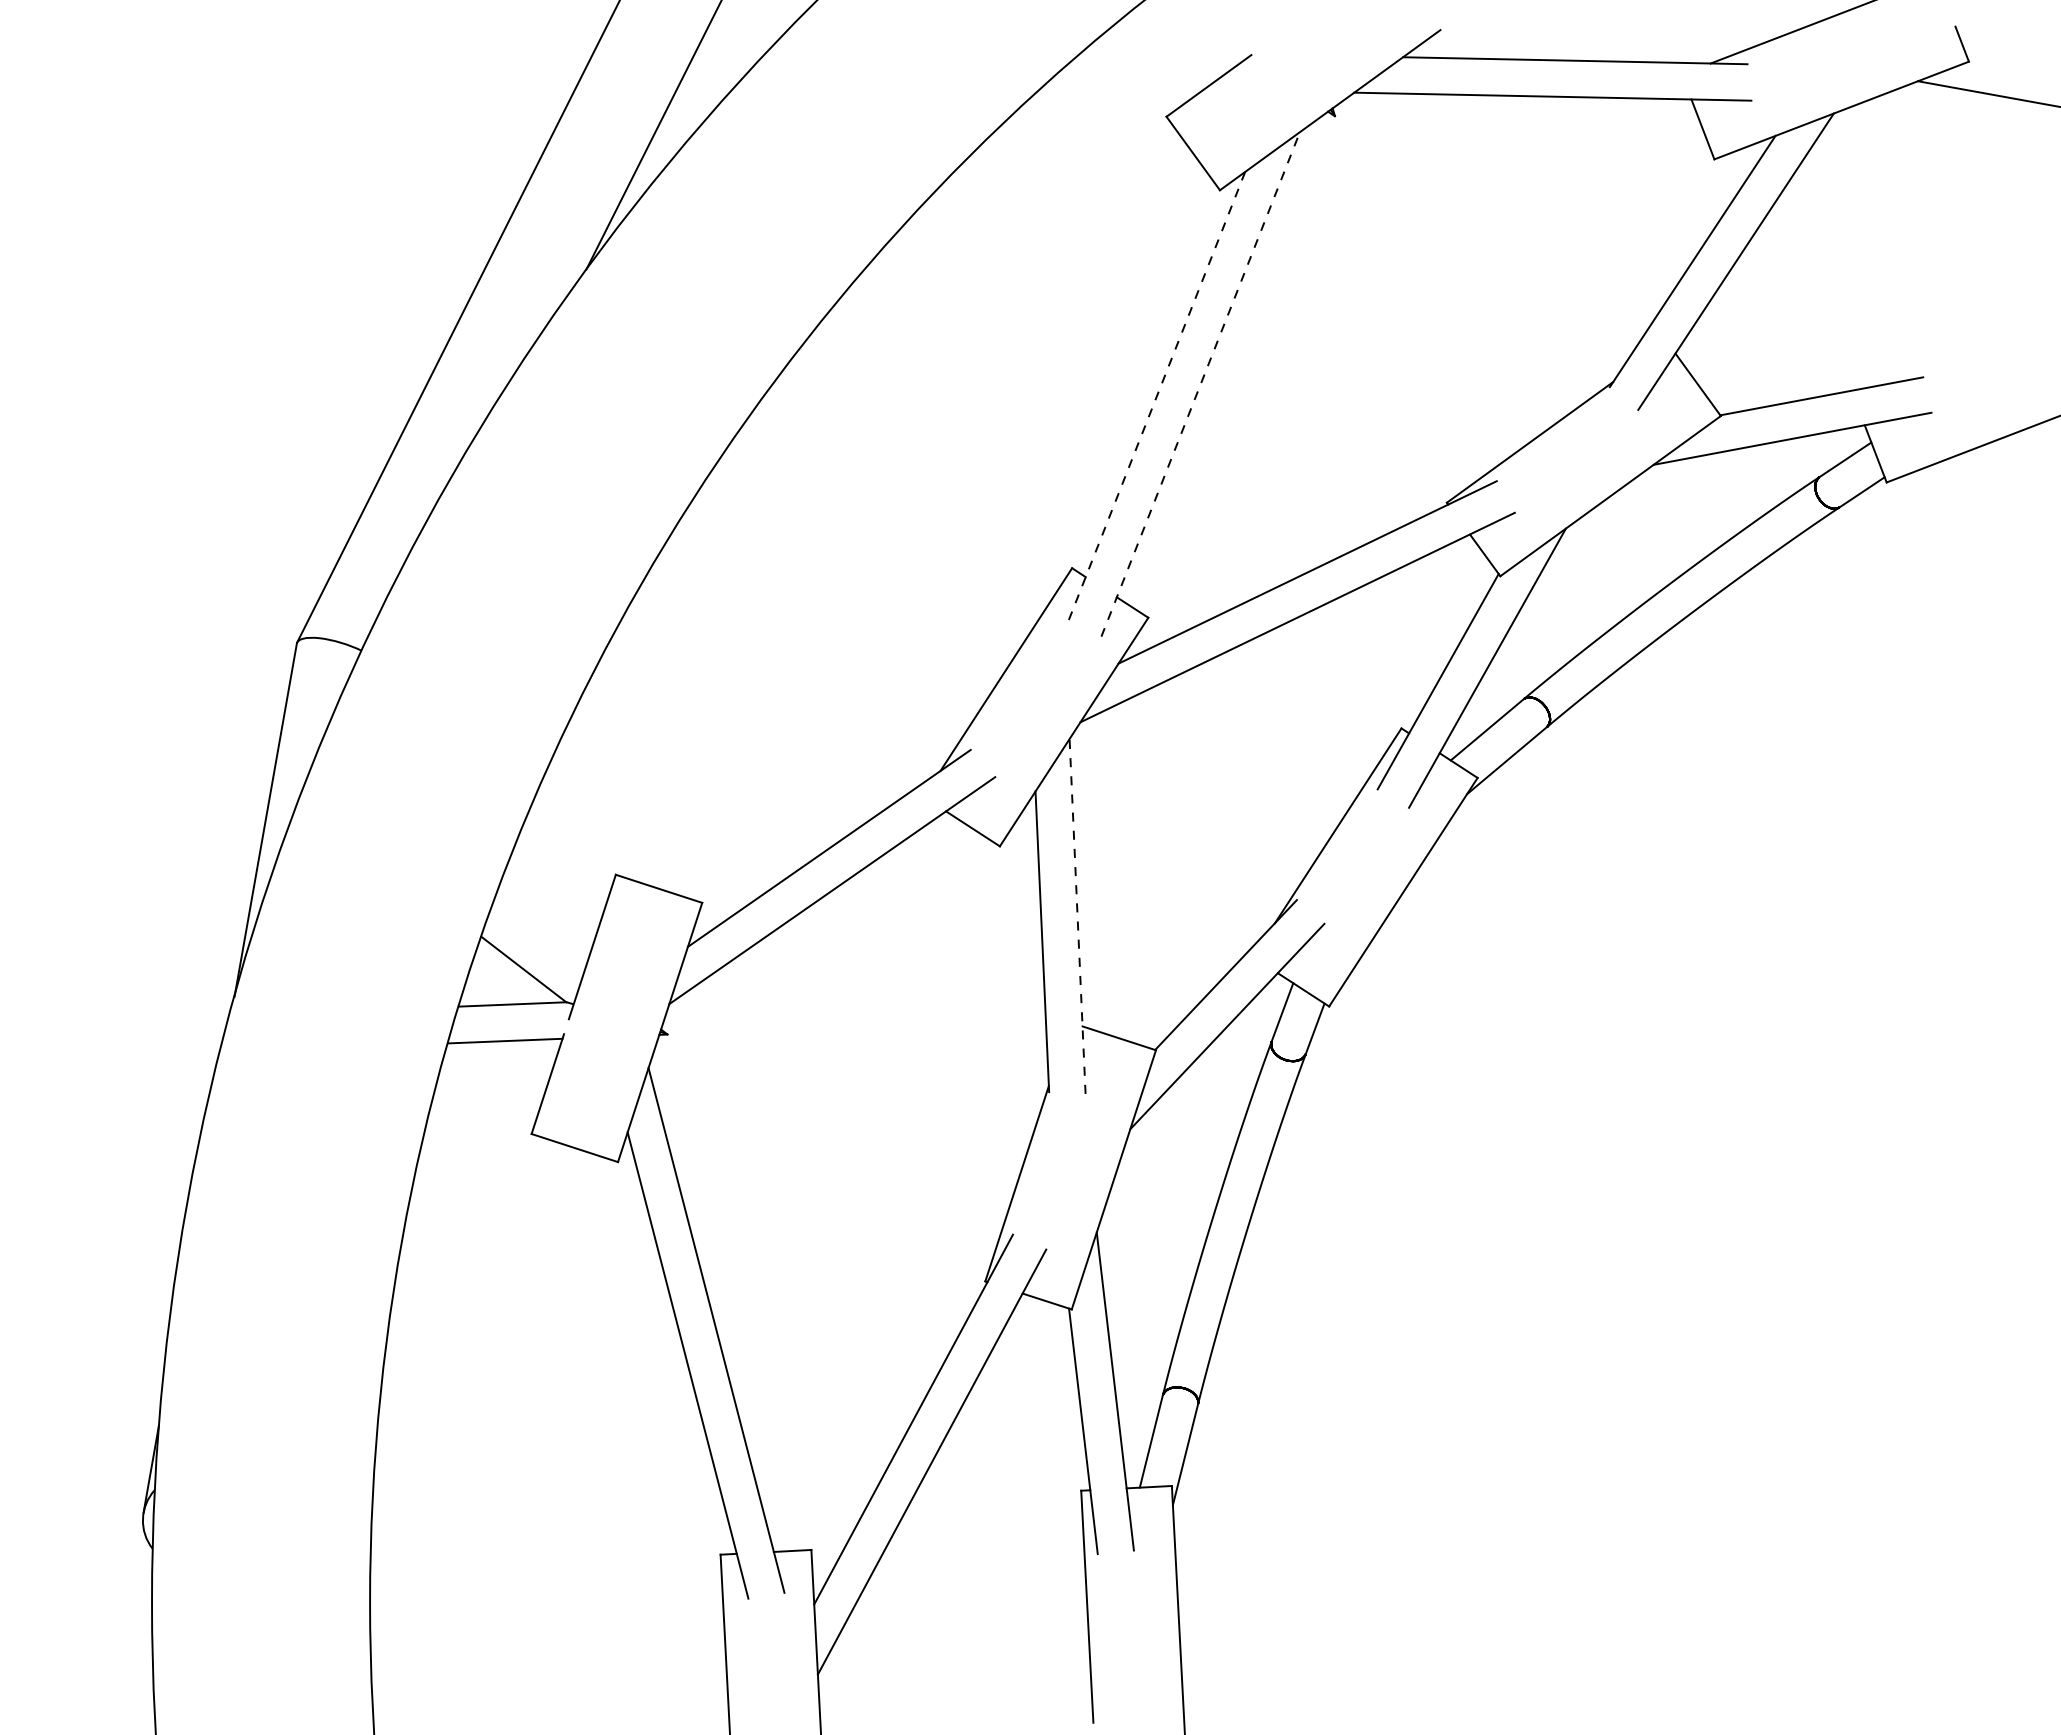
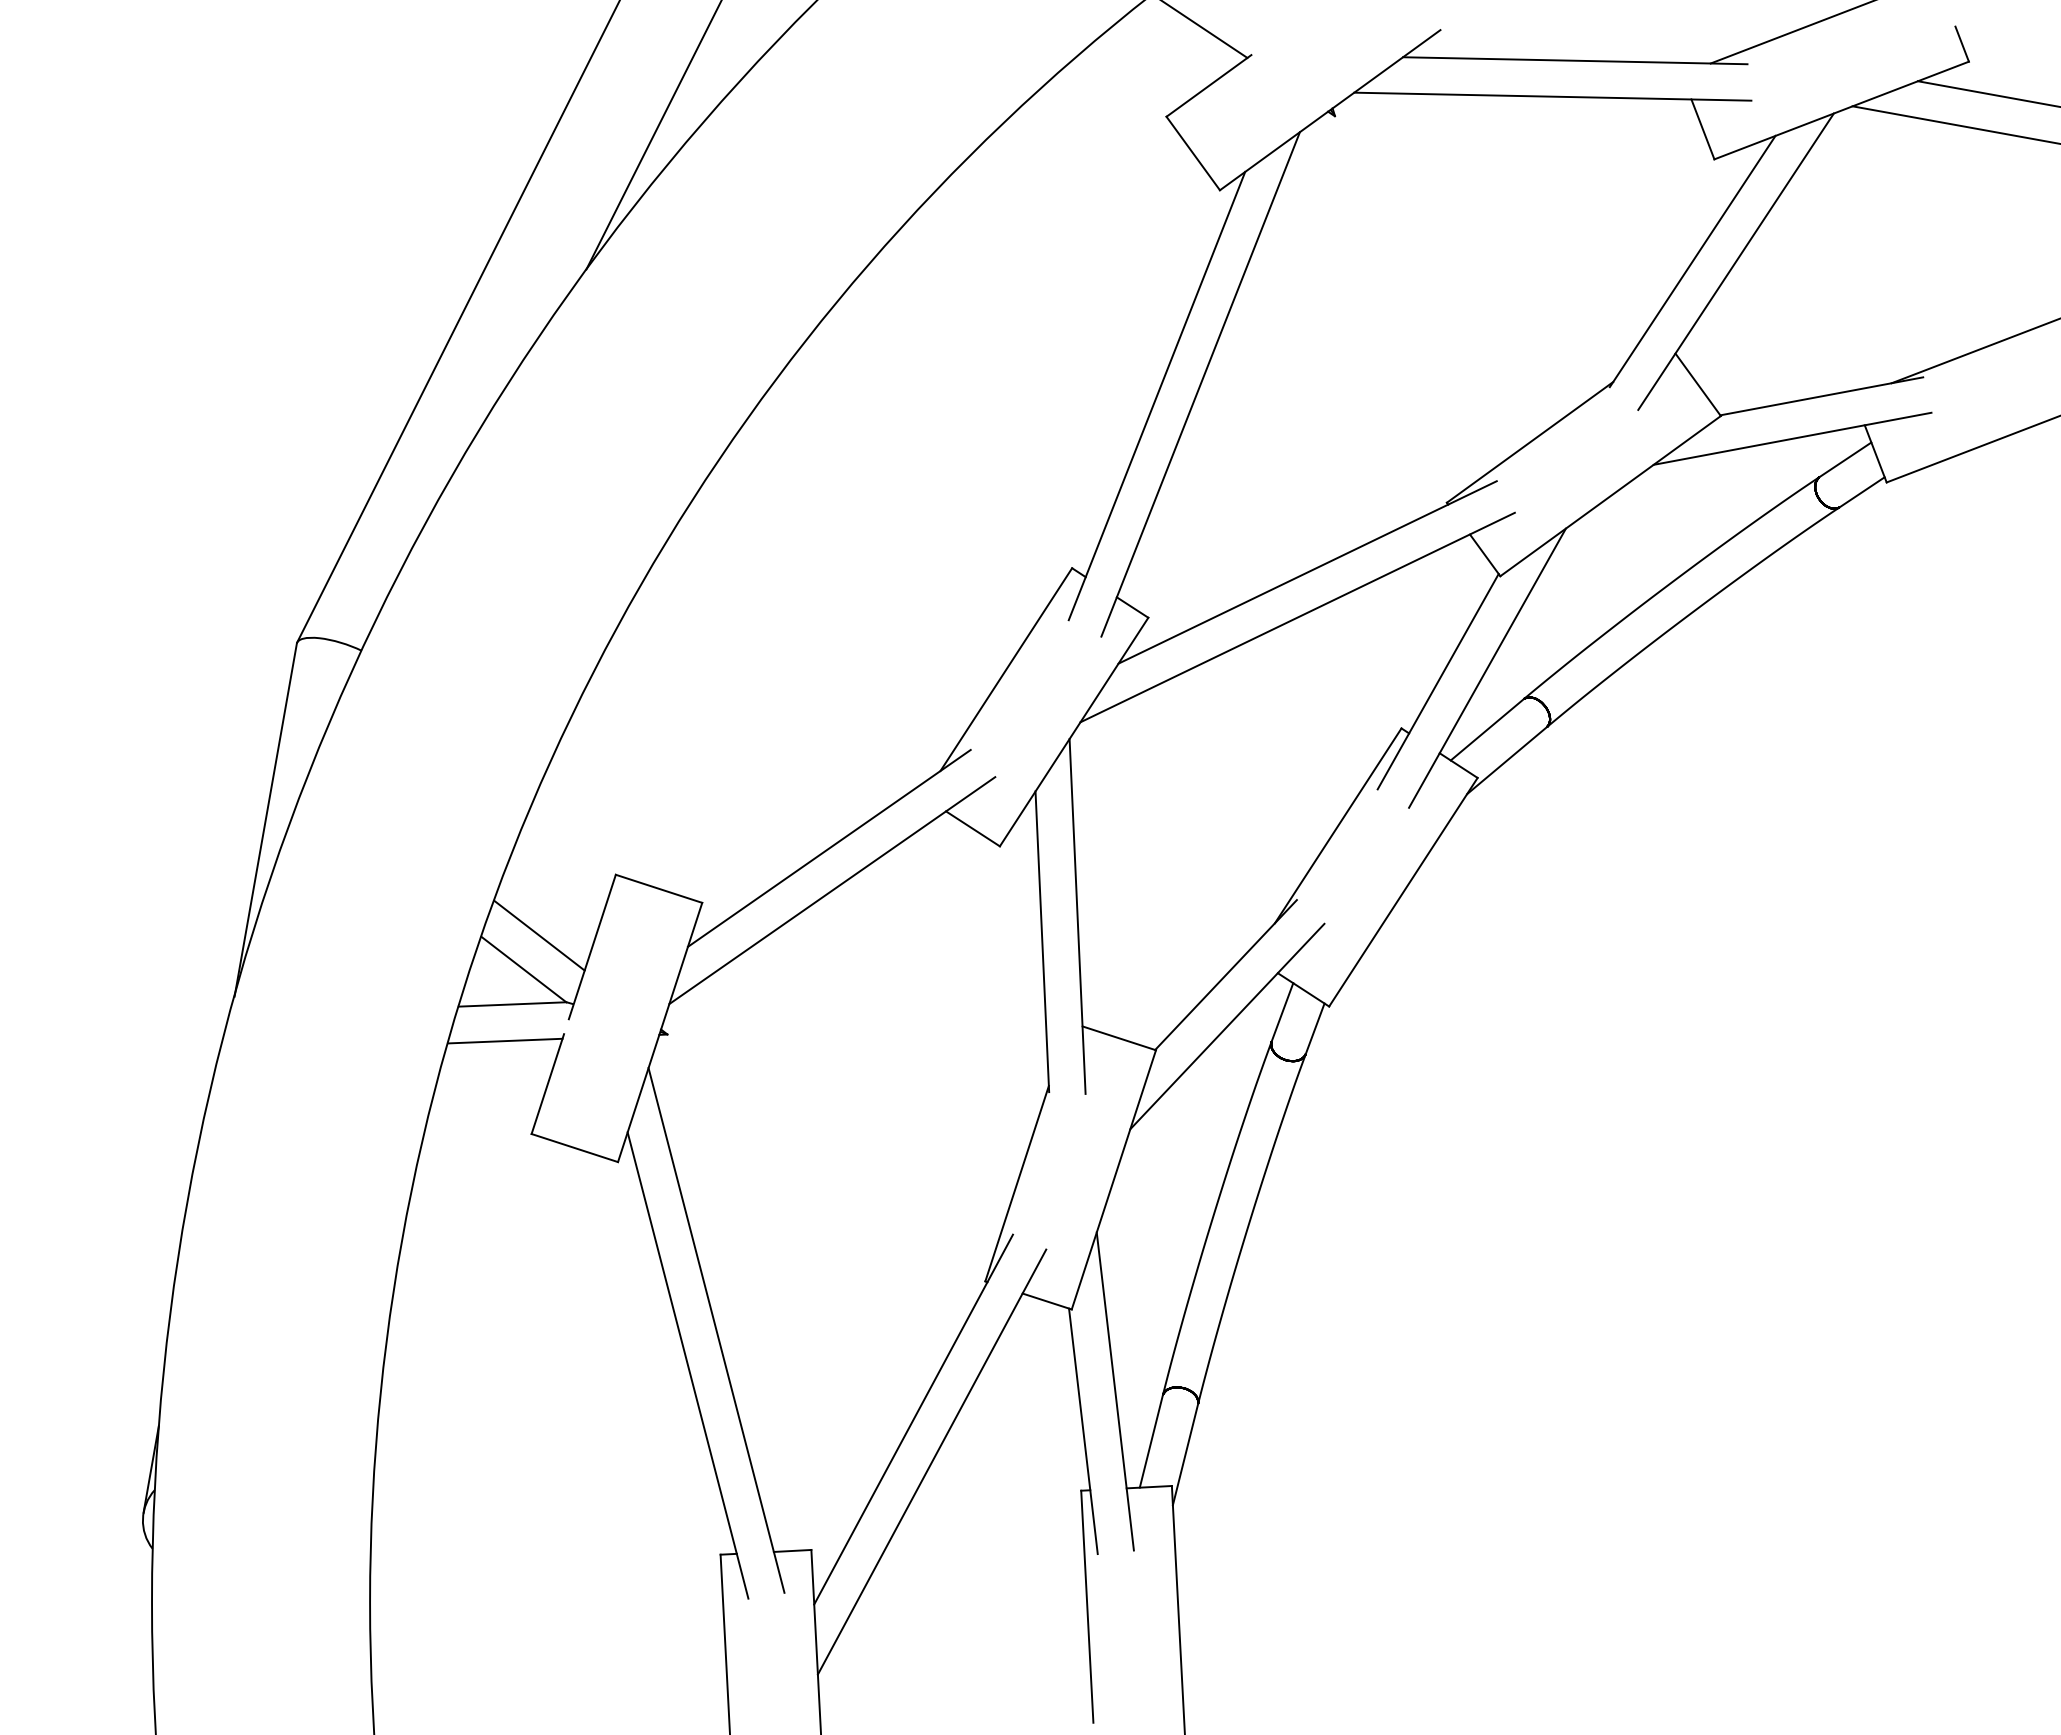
line: none -> present (1205, 29)
line: none -> present (1954, 124)
line: none -> present (1974, 351)
line: dashed -> solid (1200, 383)
line: dashed -> solid (1157, 396)
line: dashed -> solid (1077, 916)
line: none -> present (539, 935)
